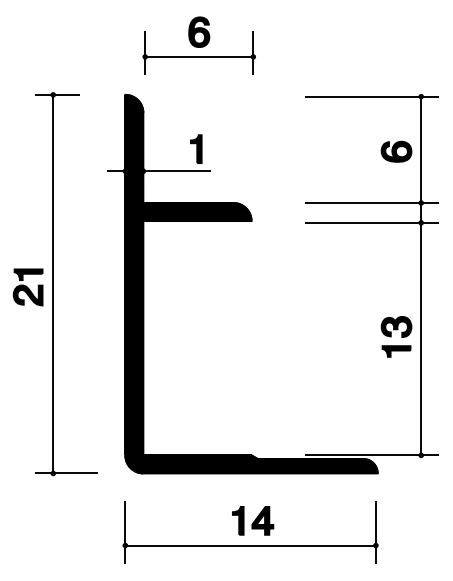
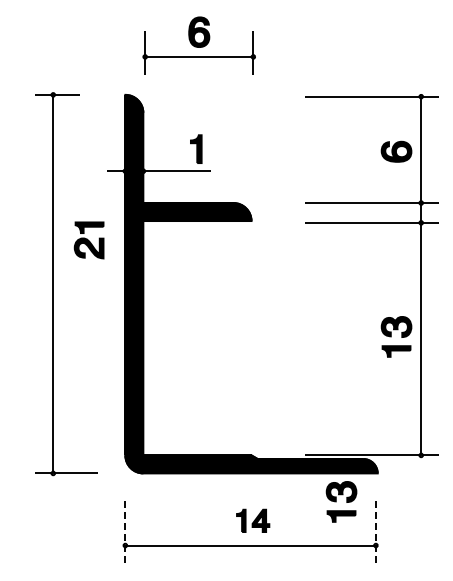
part position: (27, 287) -> (88, 240) (88, 240)
part: none -> present (341, 501)
part size: 43x30 px -> 35x25 px (253, 520)
line: solid -> dashed (125, 532)
line: solid -> dashed (375, 532)
